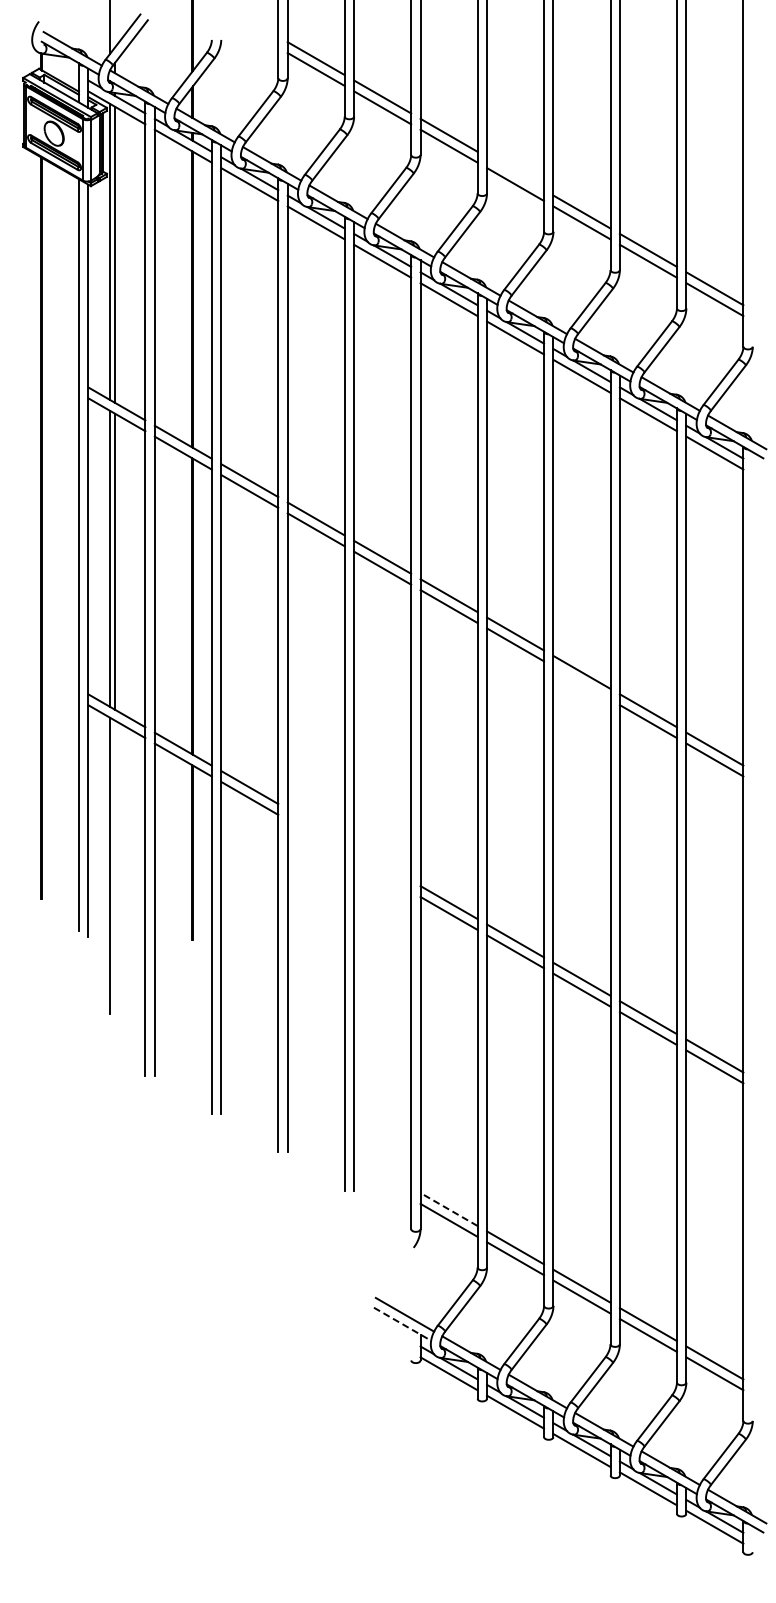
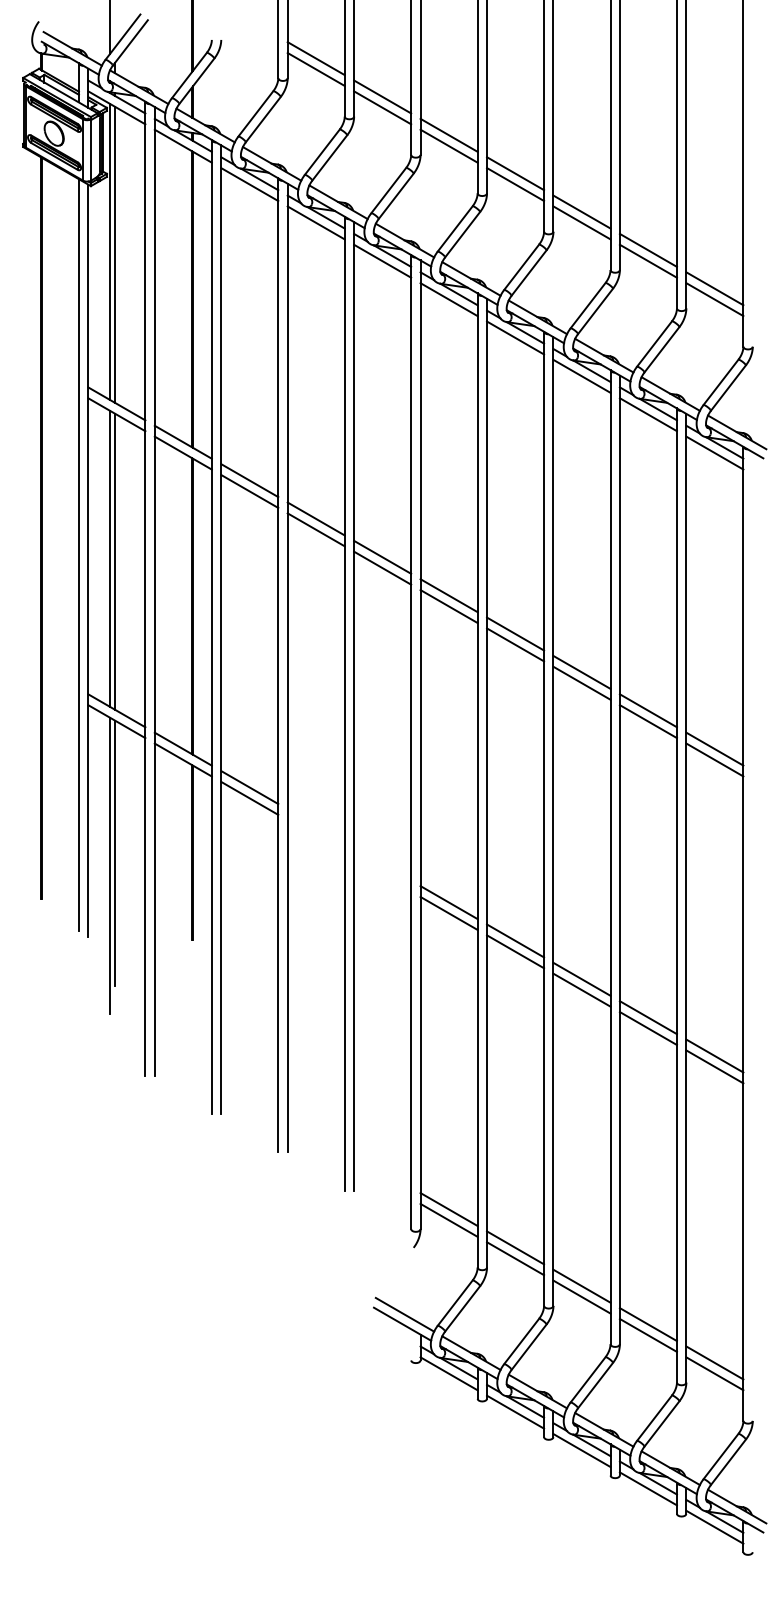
line: none -> present (515, 173)
line: none -> present (581, 682)
line: none -> present (115, 852)
line: dashed -> solid (449, 1209)
line: dashed -> solid (402, 1324)
